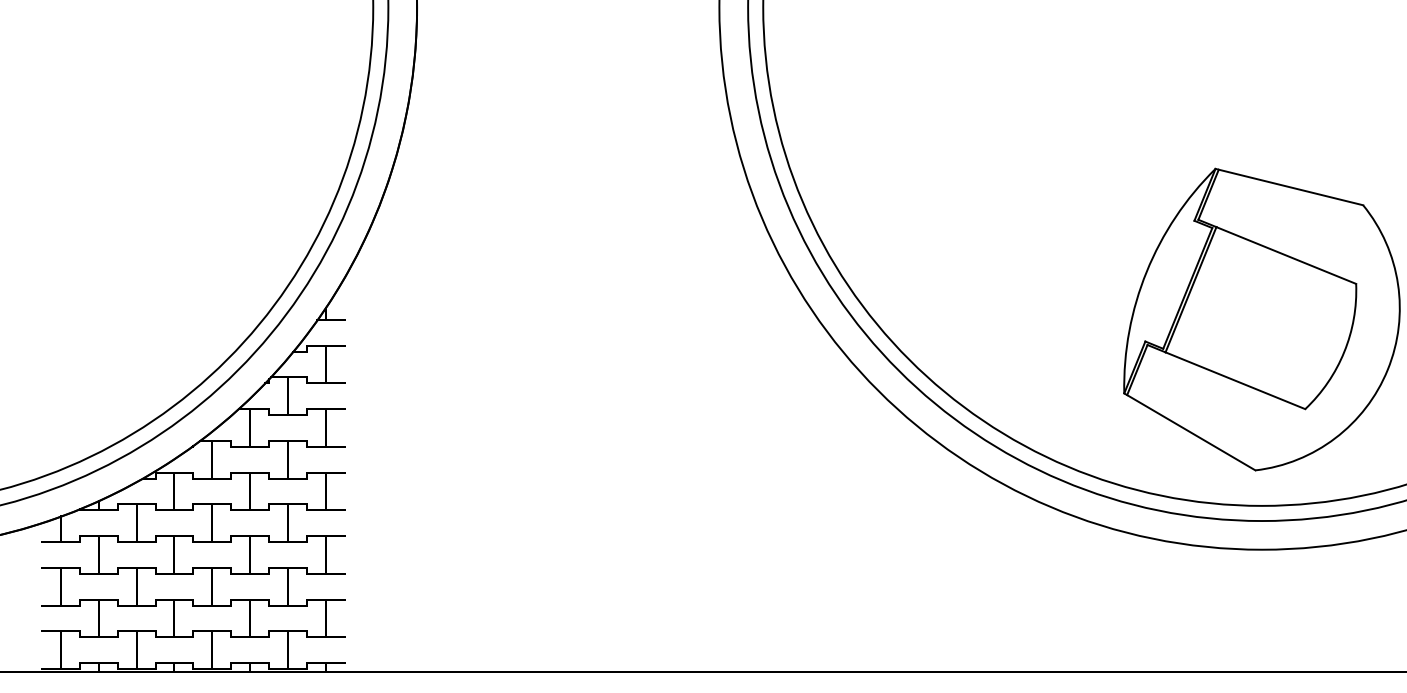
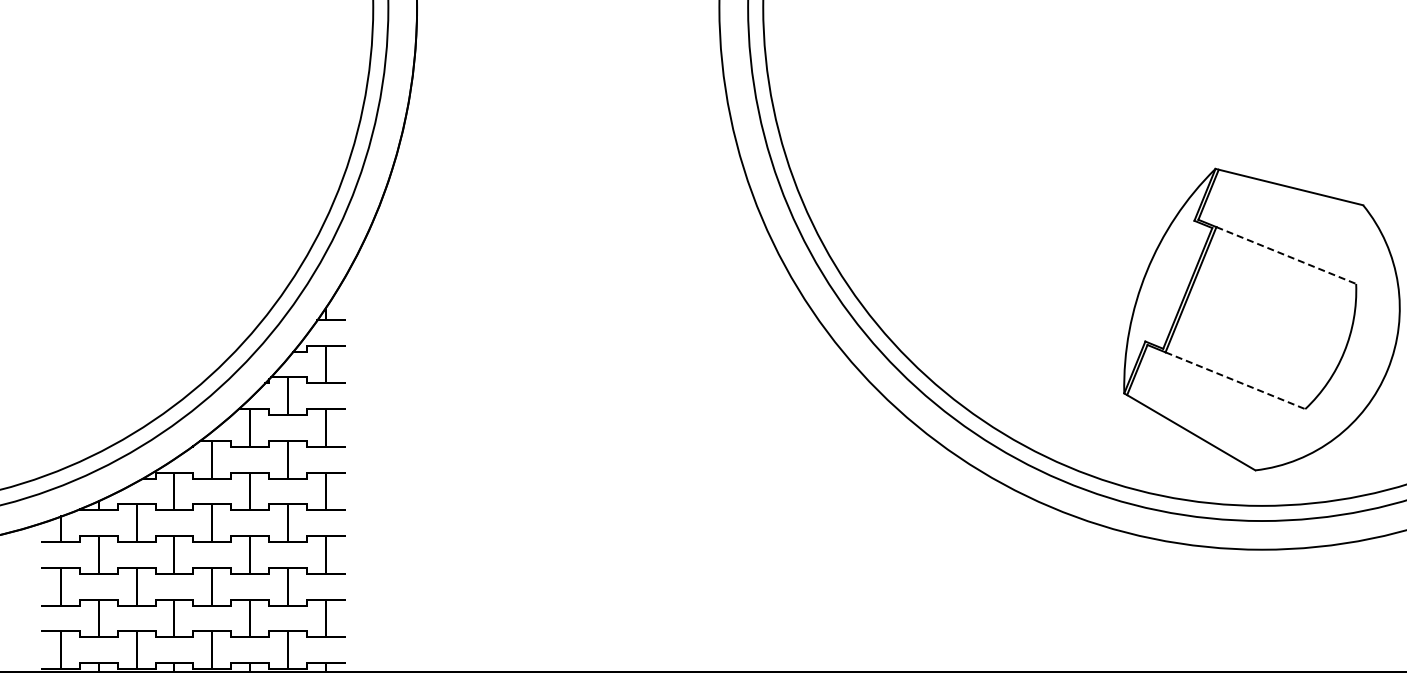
line: solid -> dashed (1286, 255)
line: solid -> dashed (1235, 380)
